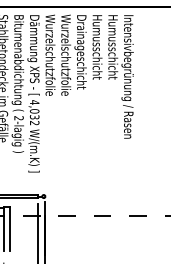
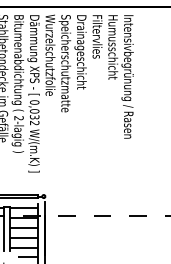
text: Humusschicht -> Filtervlies (97, 47)
text: Wurzelschutzfolie -> Speicherschutzmatte (64, 63)
text: 4,032 -> 0,032 (34, 102)
hatch: none -> present (23, 232)
